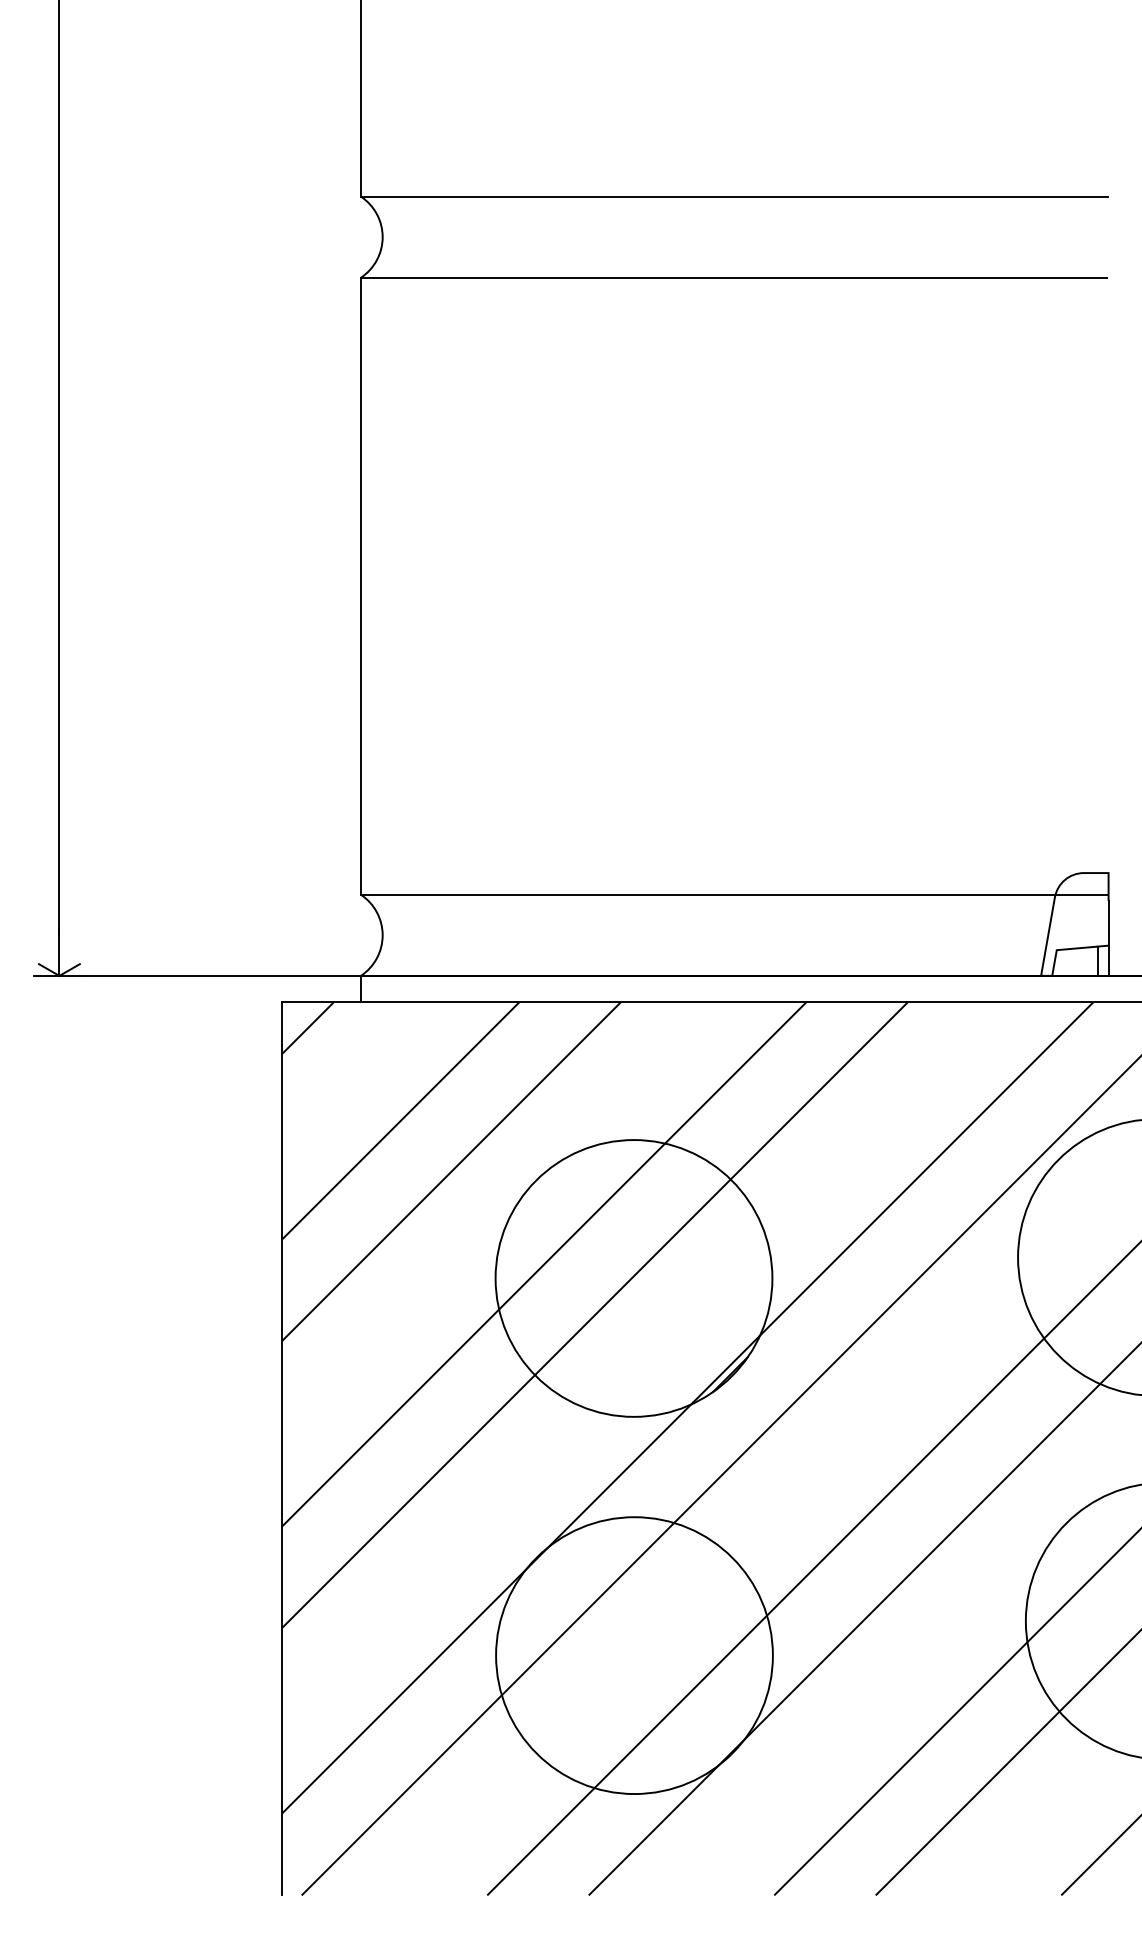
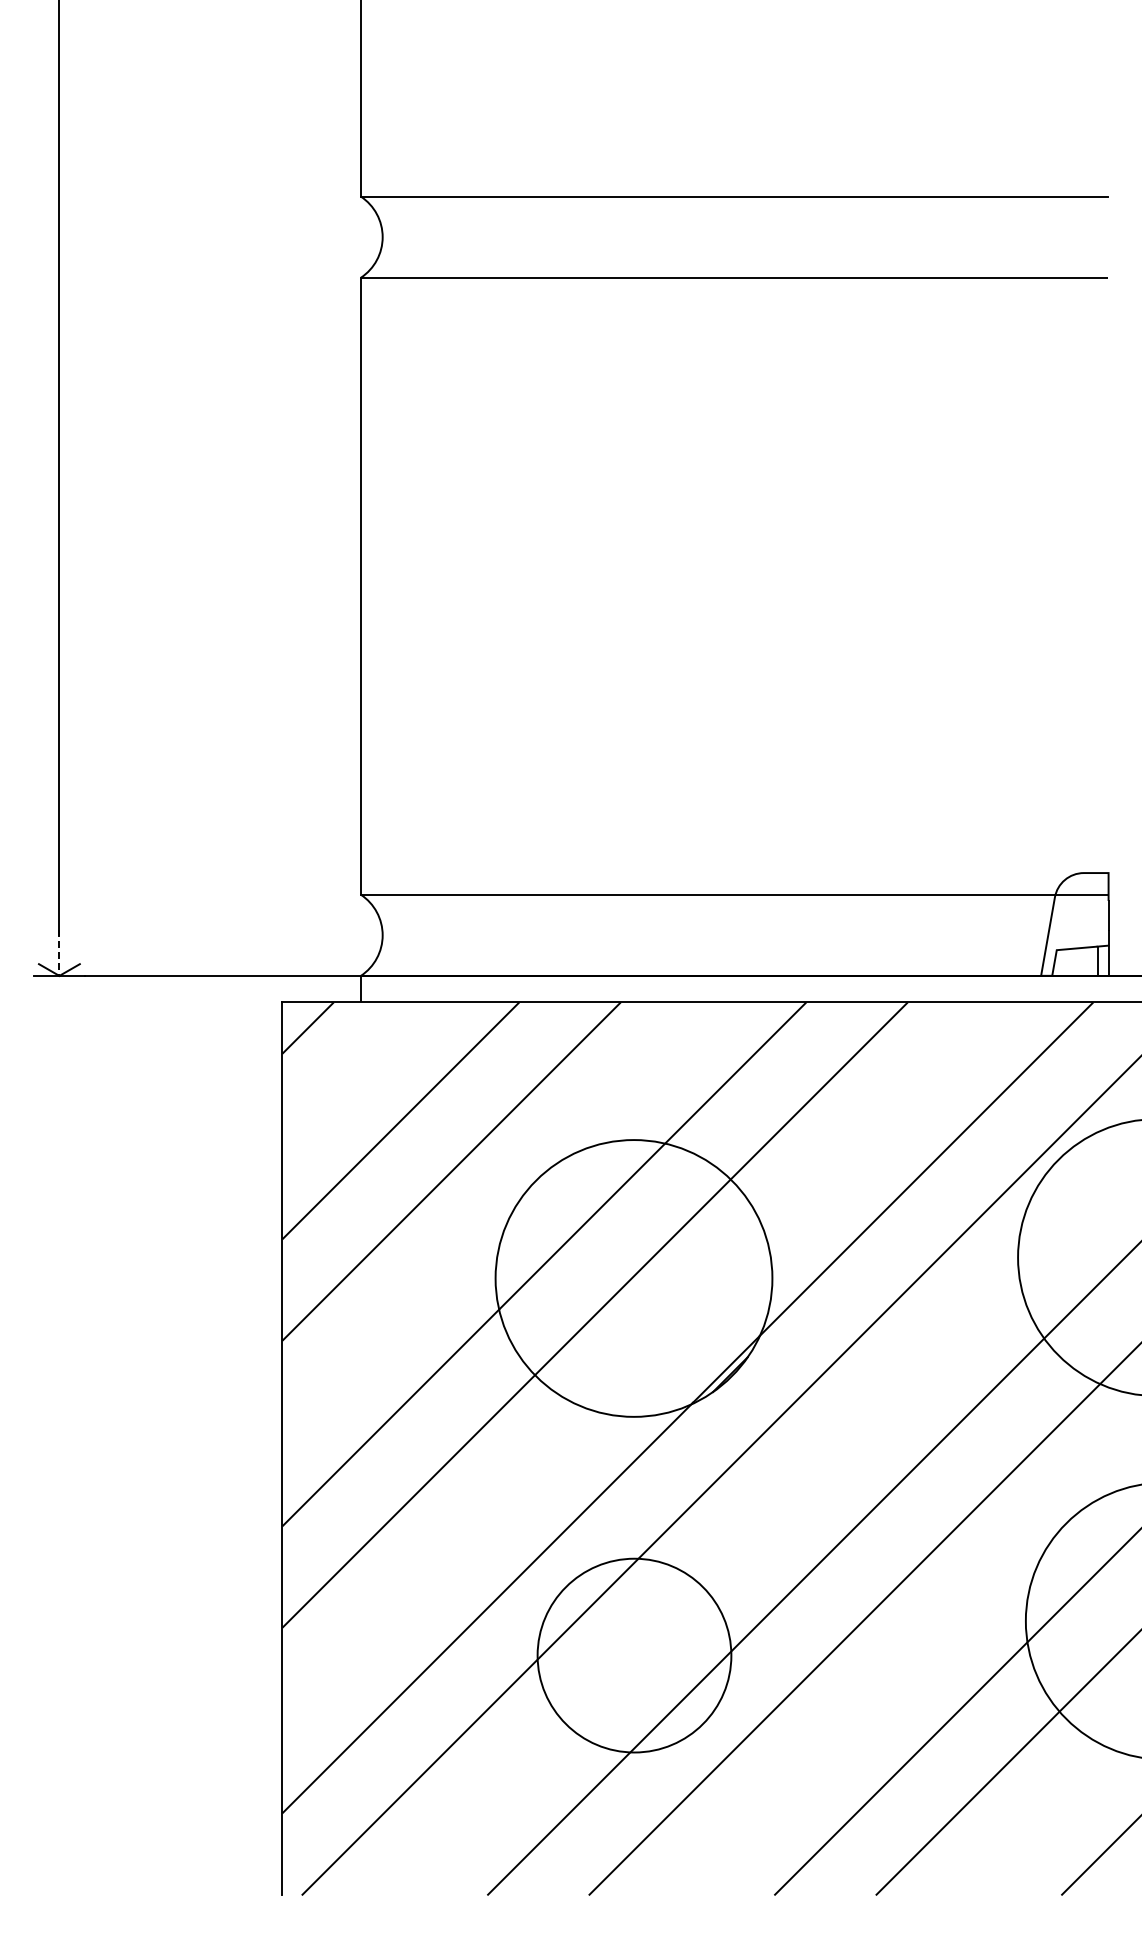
line: solid -> dashed (59, 952)
circle diameter: 277 px -> 194 px (634, 1655)
